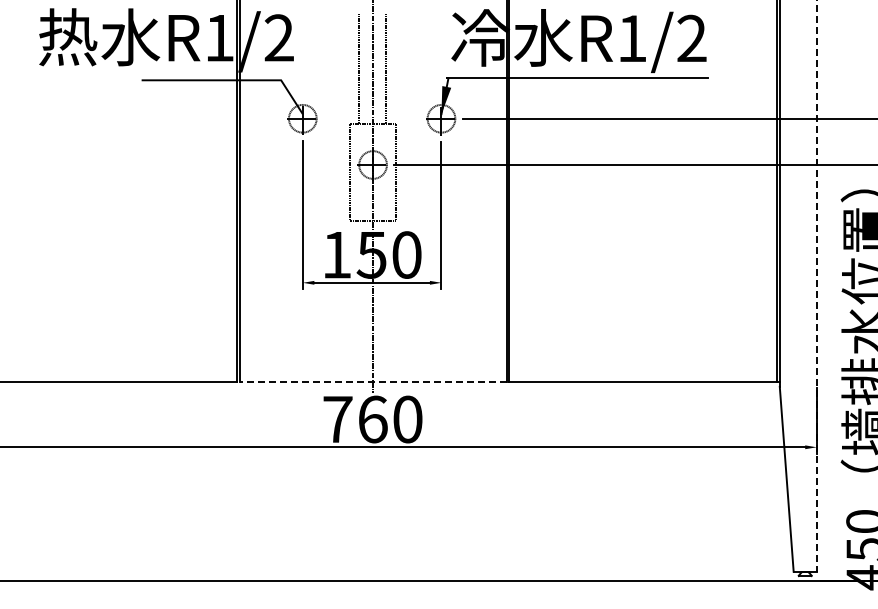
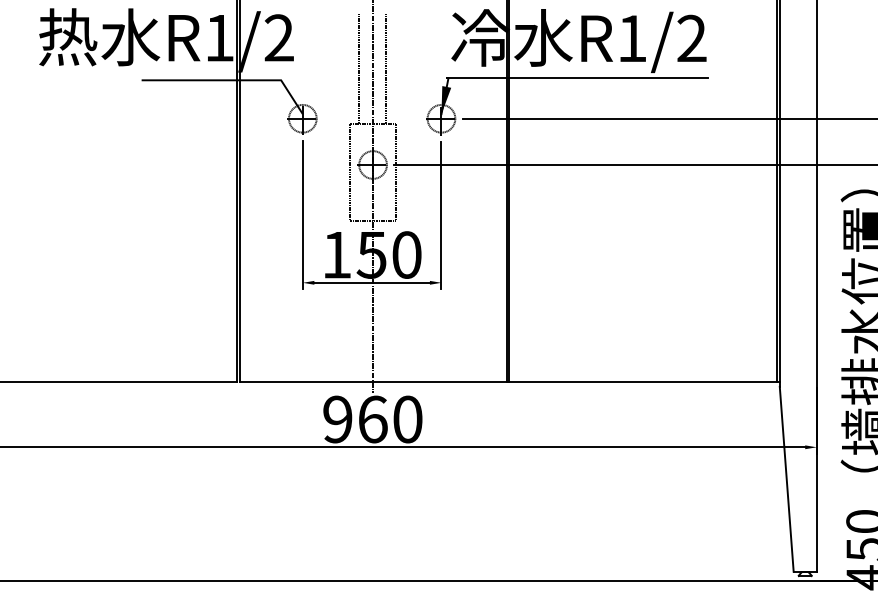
line: dashed -> solid (816, 286)
line: dashed -> solid (373, 382)
text: 760 -> 960 (337, 419)
